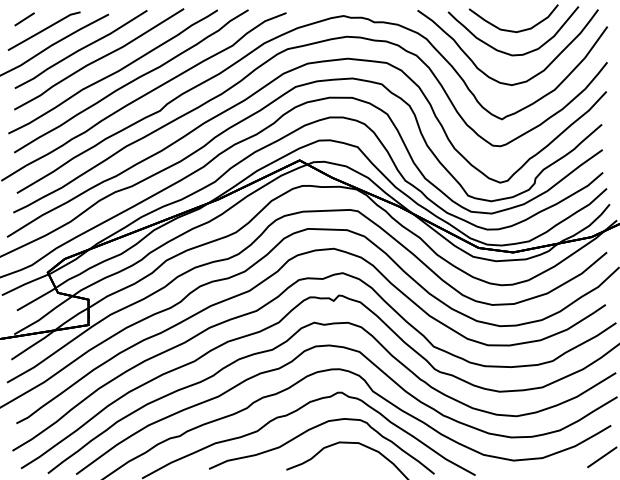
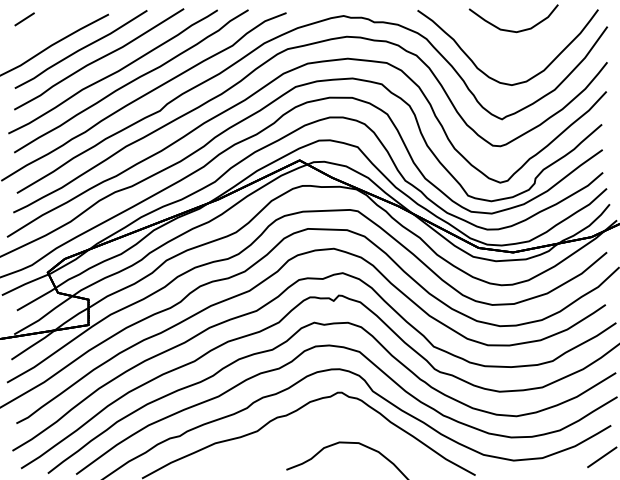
line: present -> none (43, 30)
curve: present -> none (507, 52)
curve: present -> none (312, 429)
